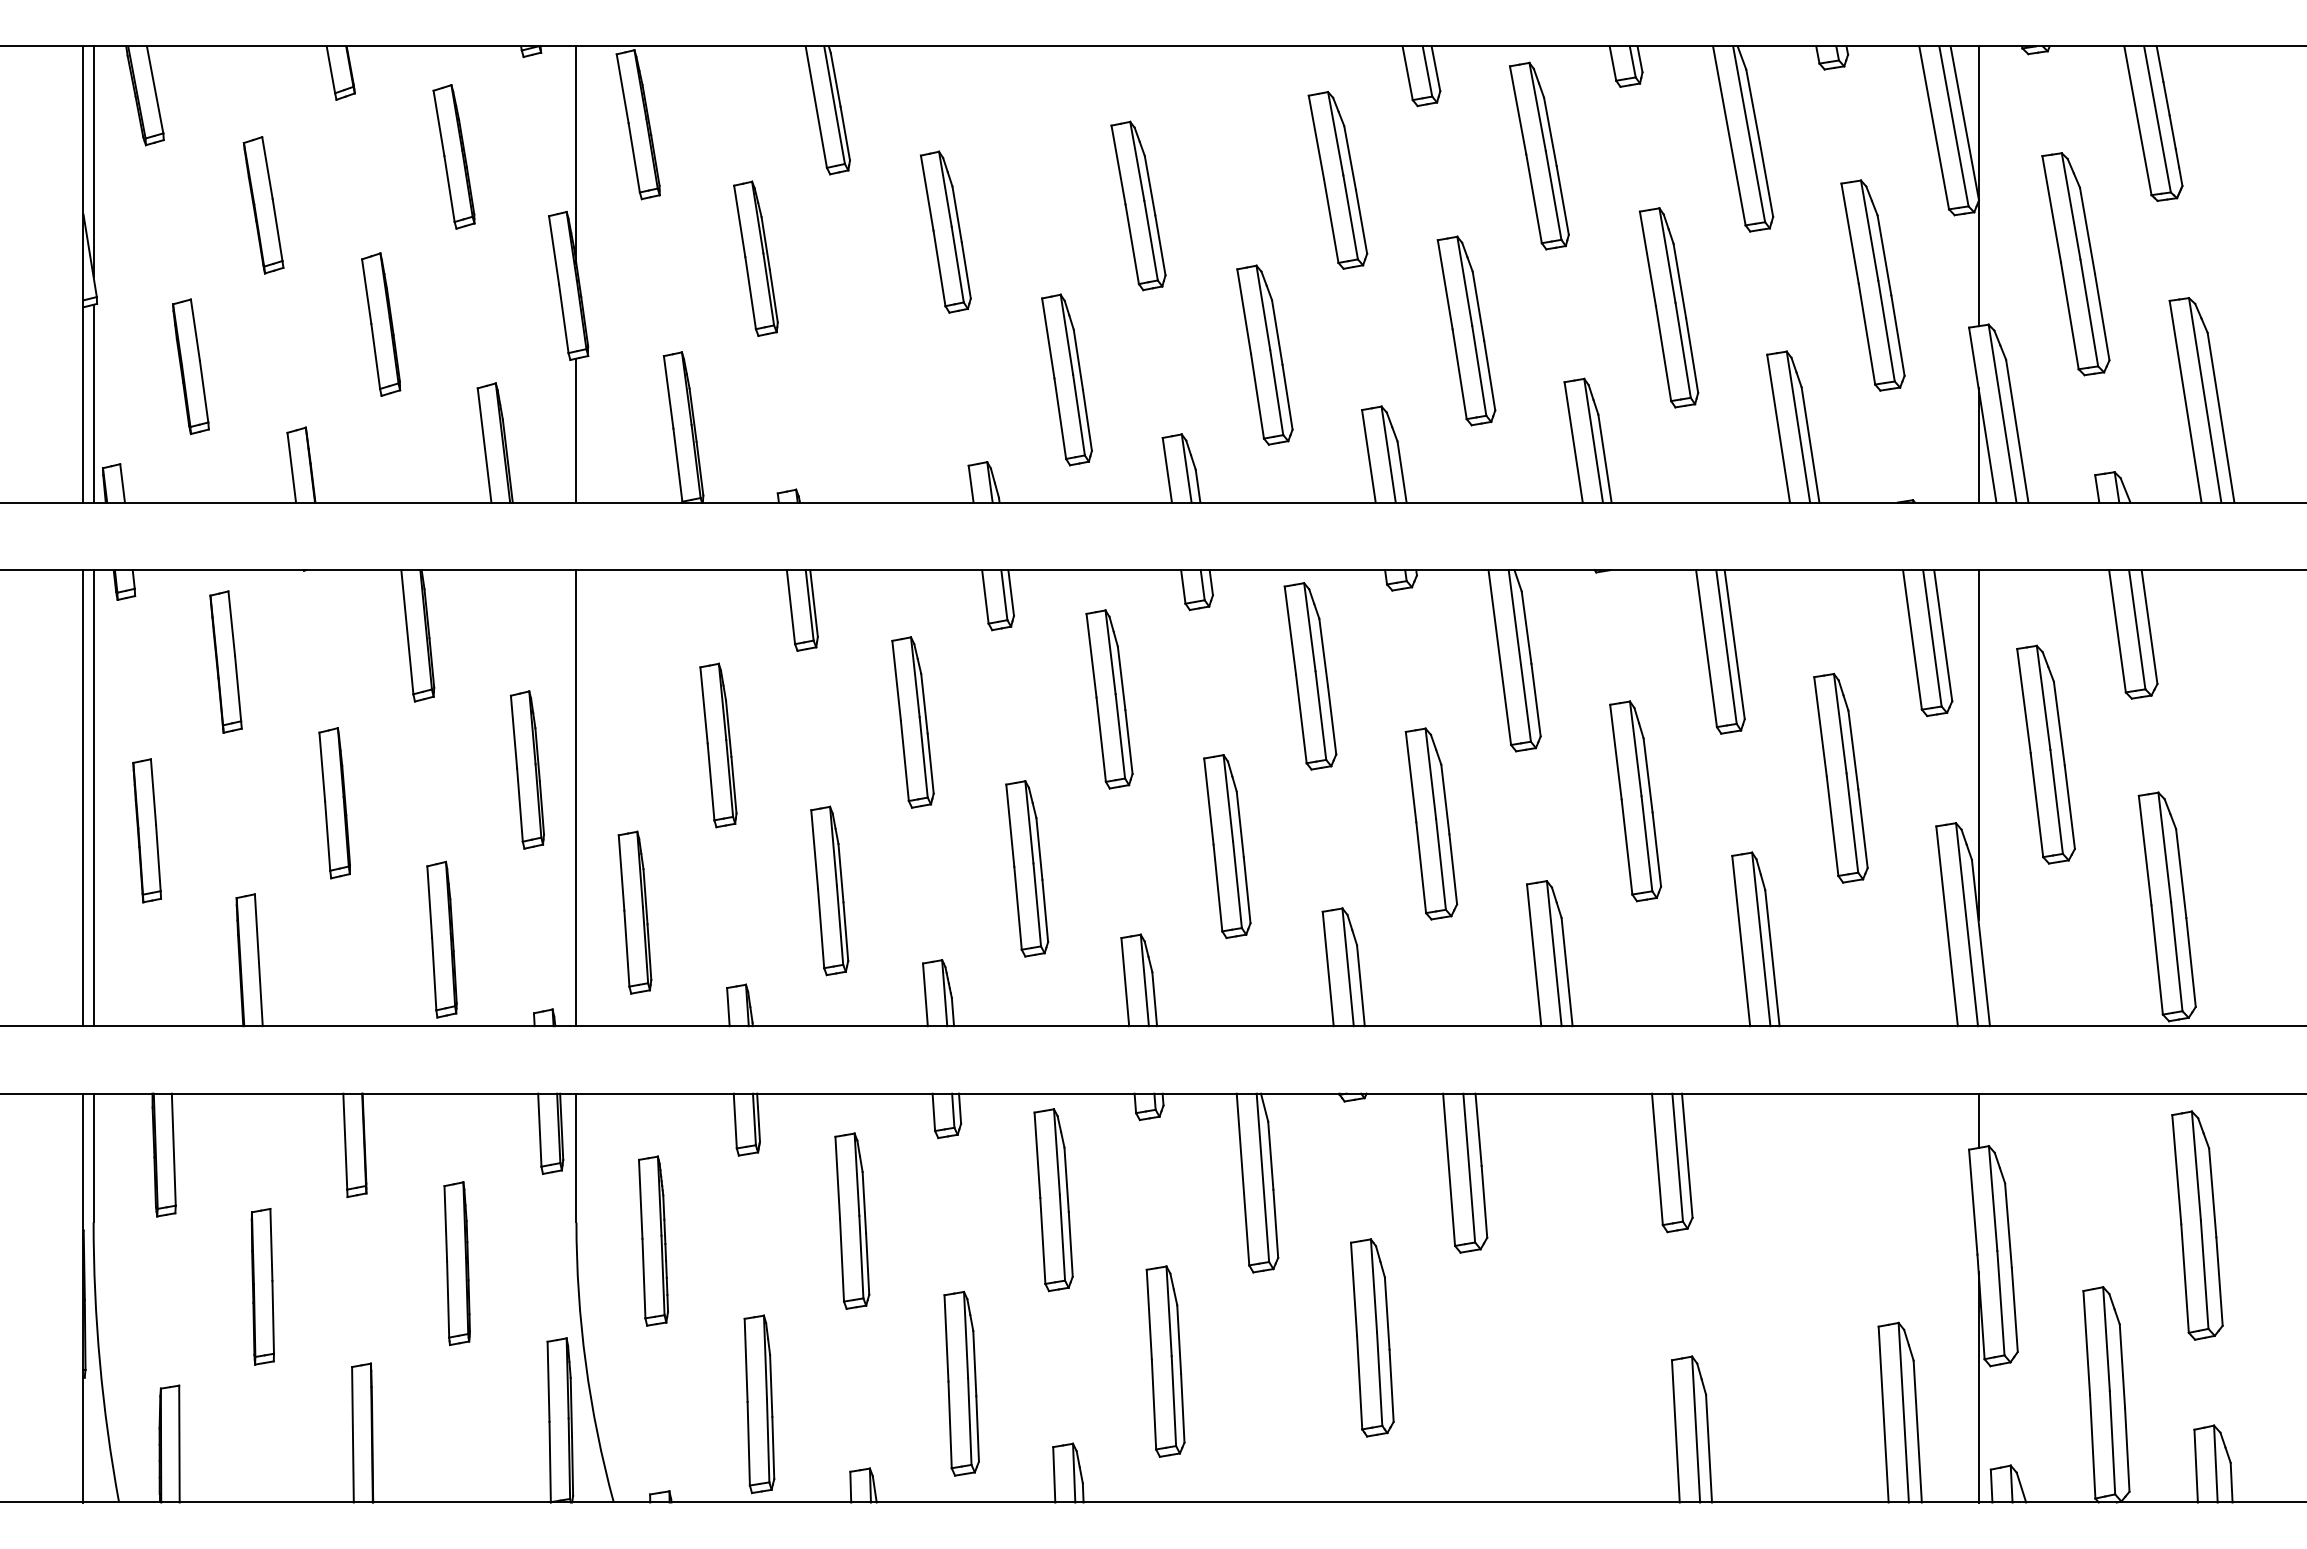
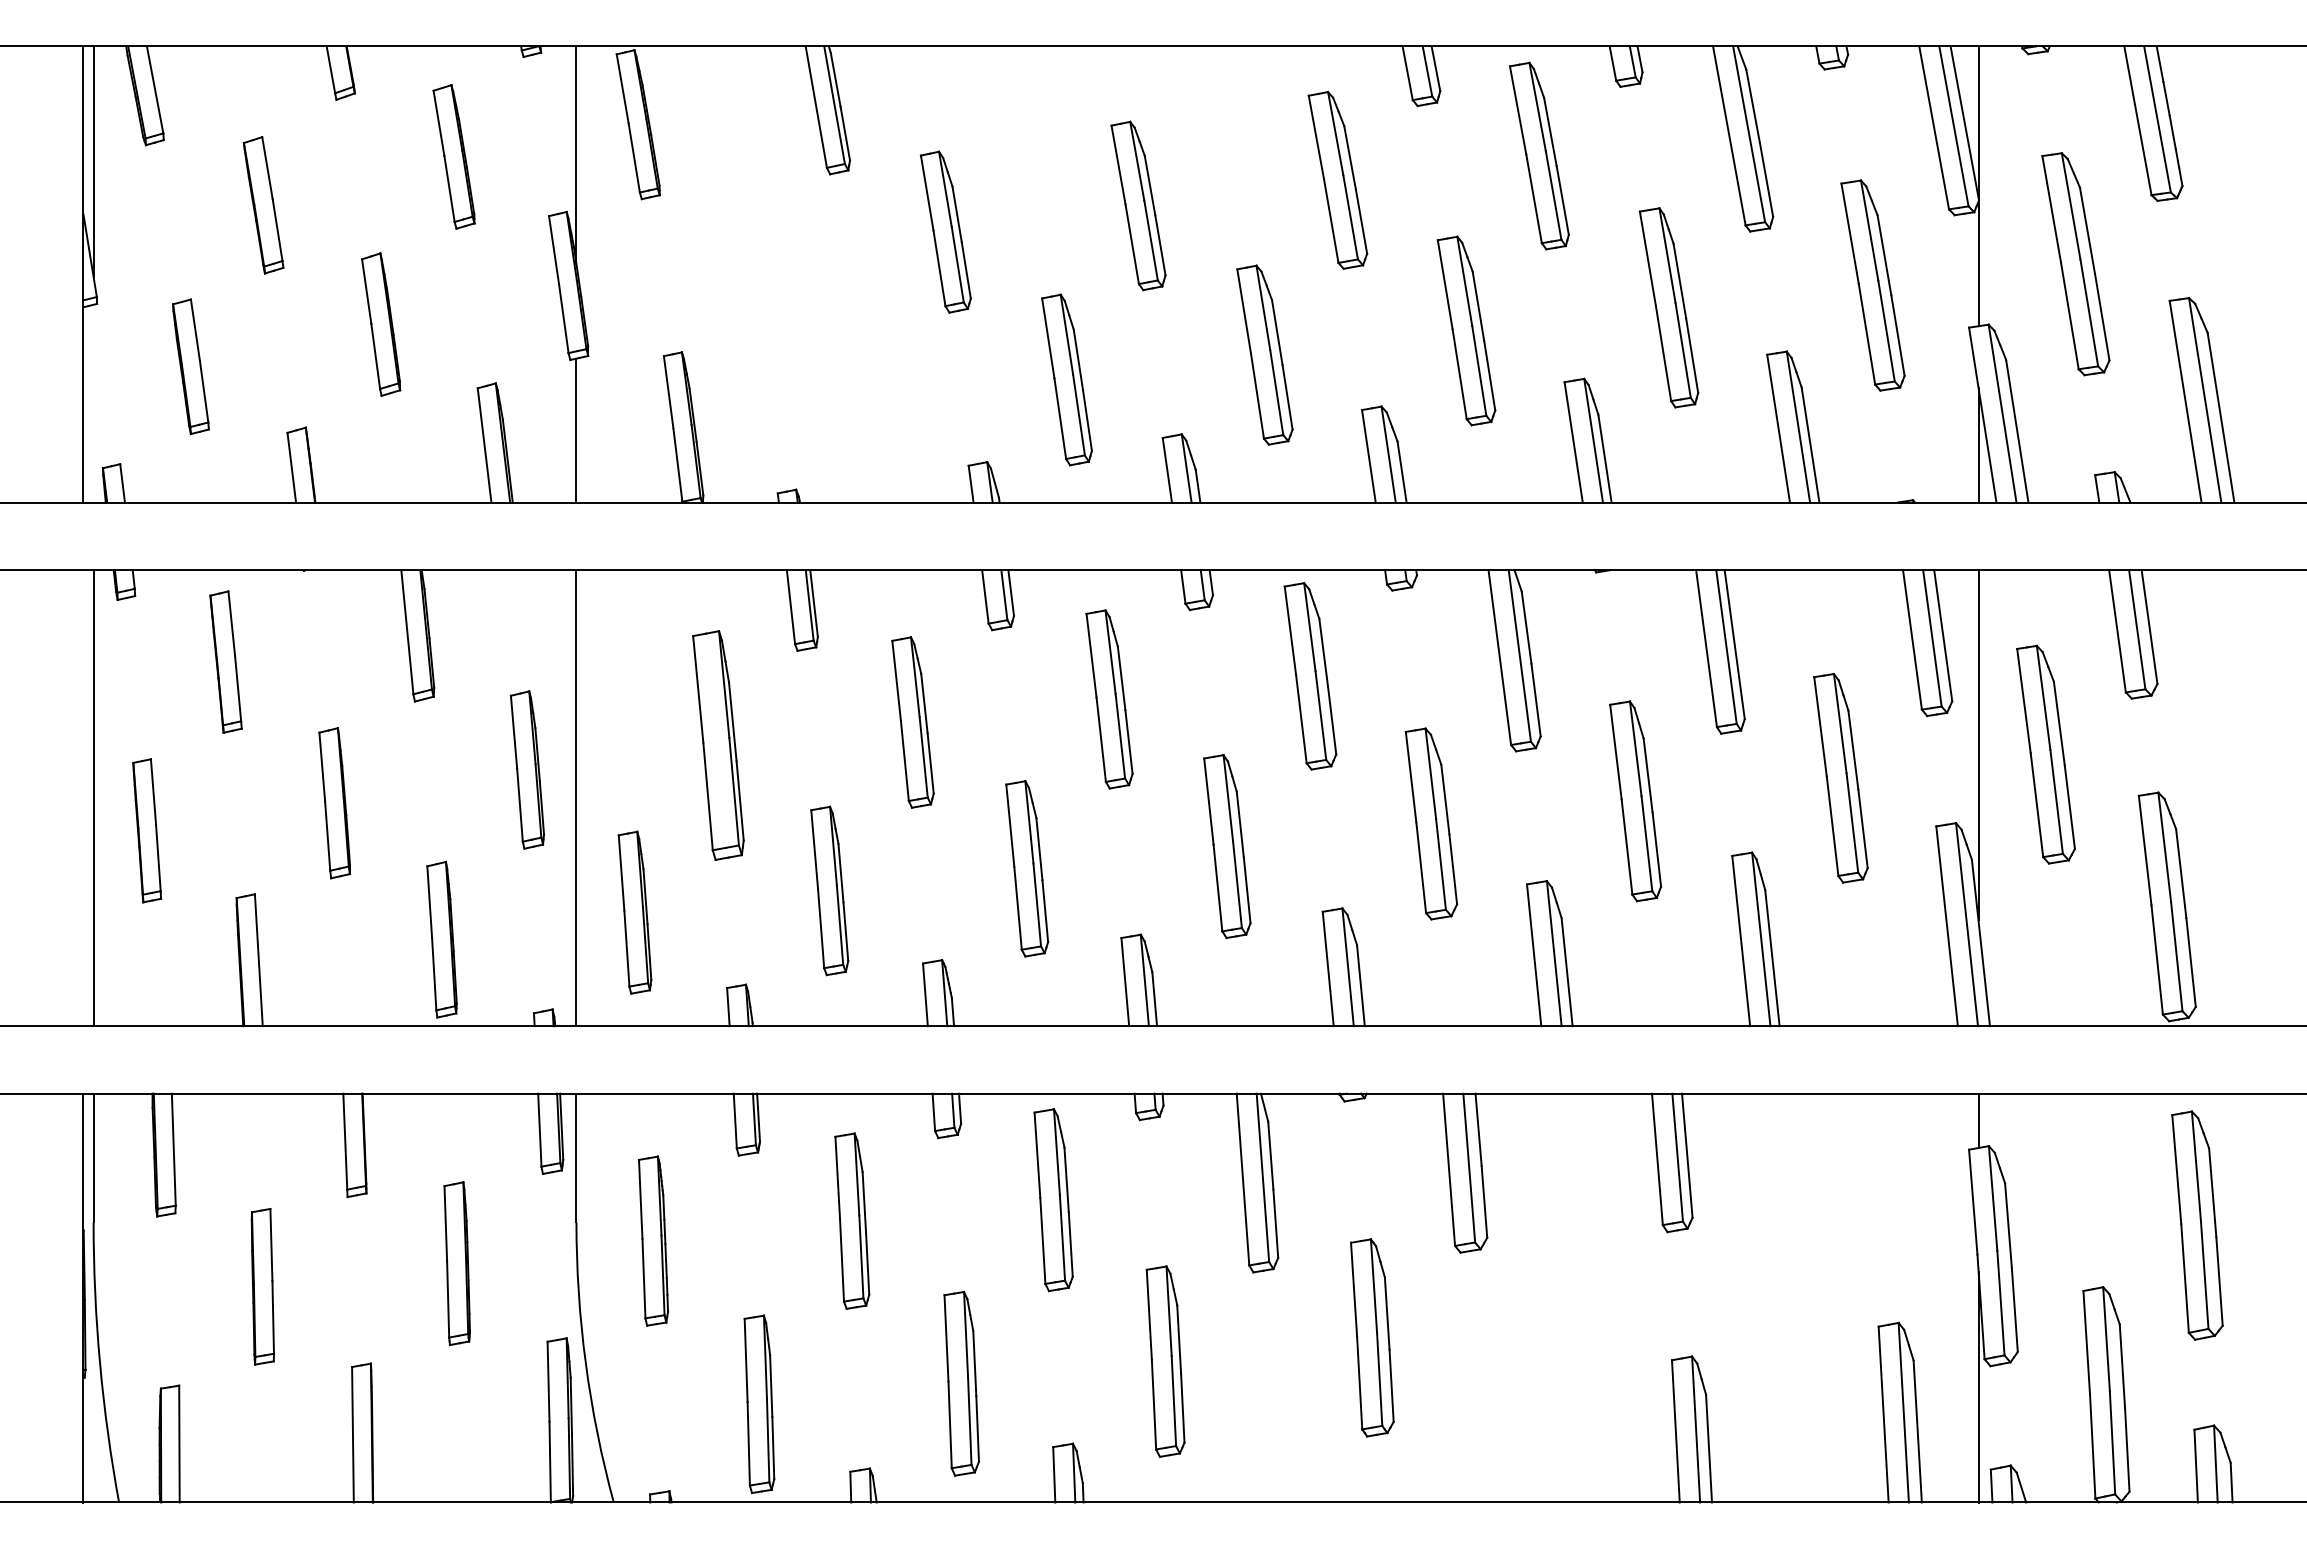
part: present -> none (755, 258)
line: present -> none (93, 403)
part size: 39x167 px -> 53x231 px (718, 745)
line: present -> none (83, 798)
